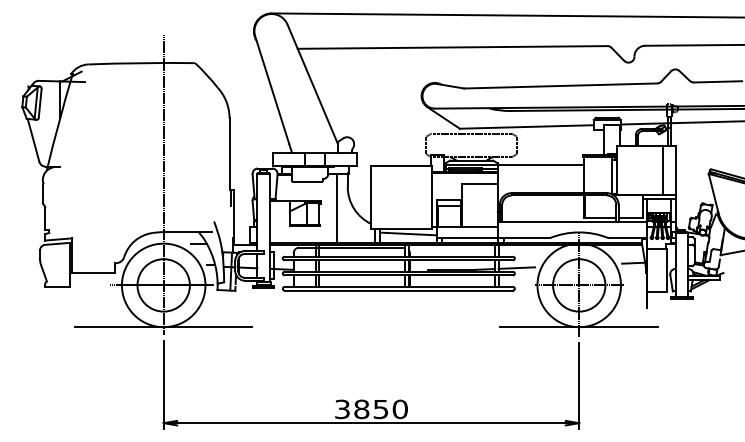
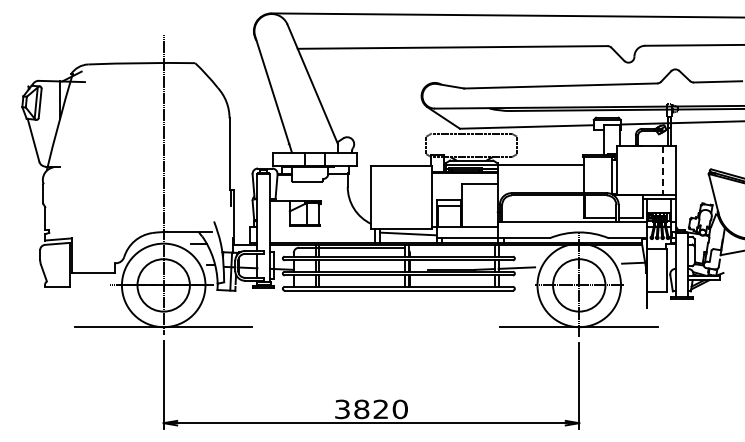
line: solid -> dashed (663, 170)
line: present -> none (336, 208)
text: 3850 -> 3820 (380, 409)
